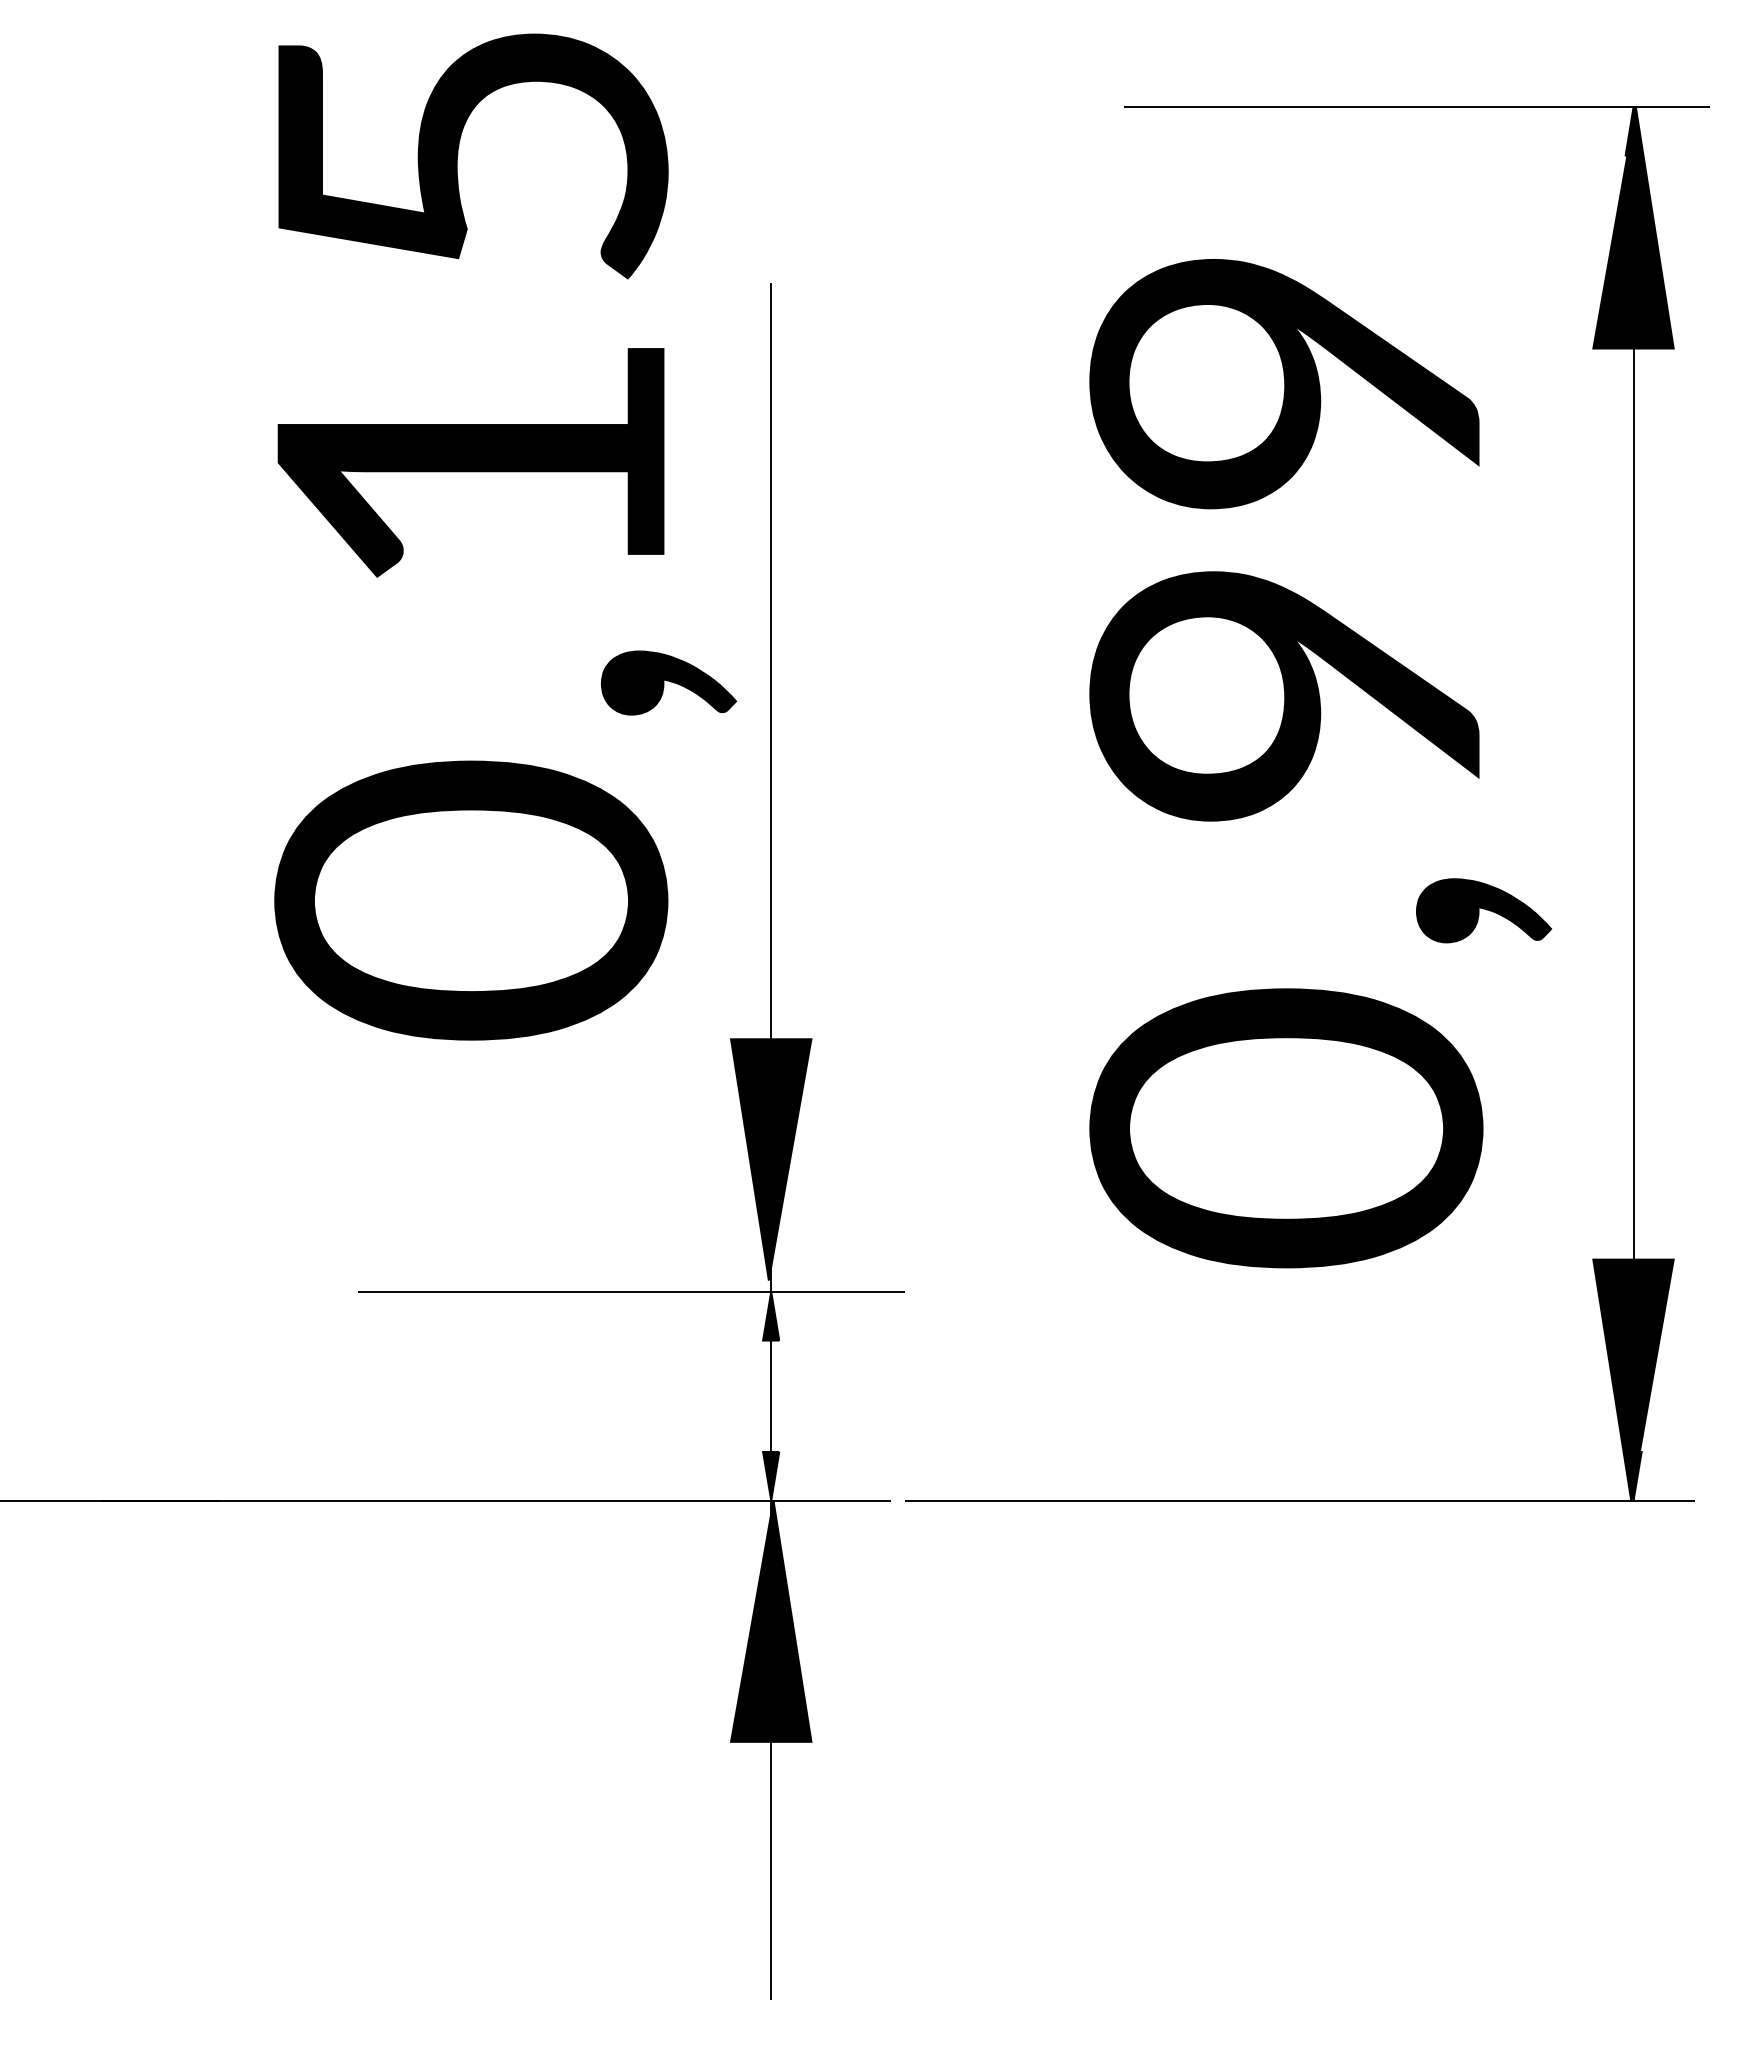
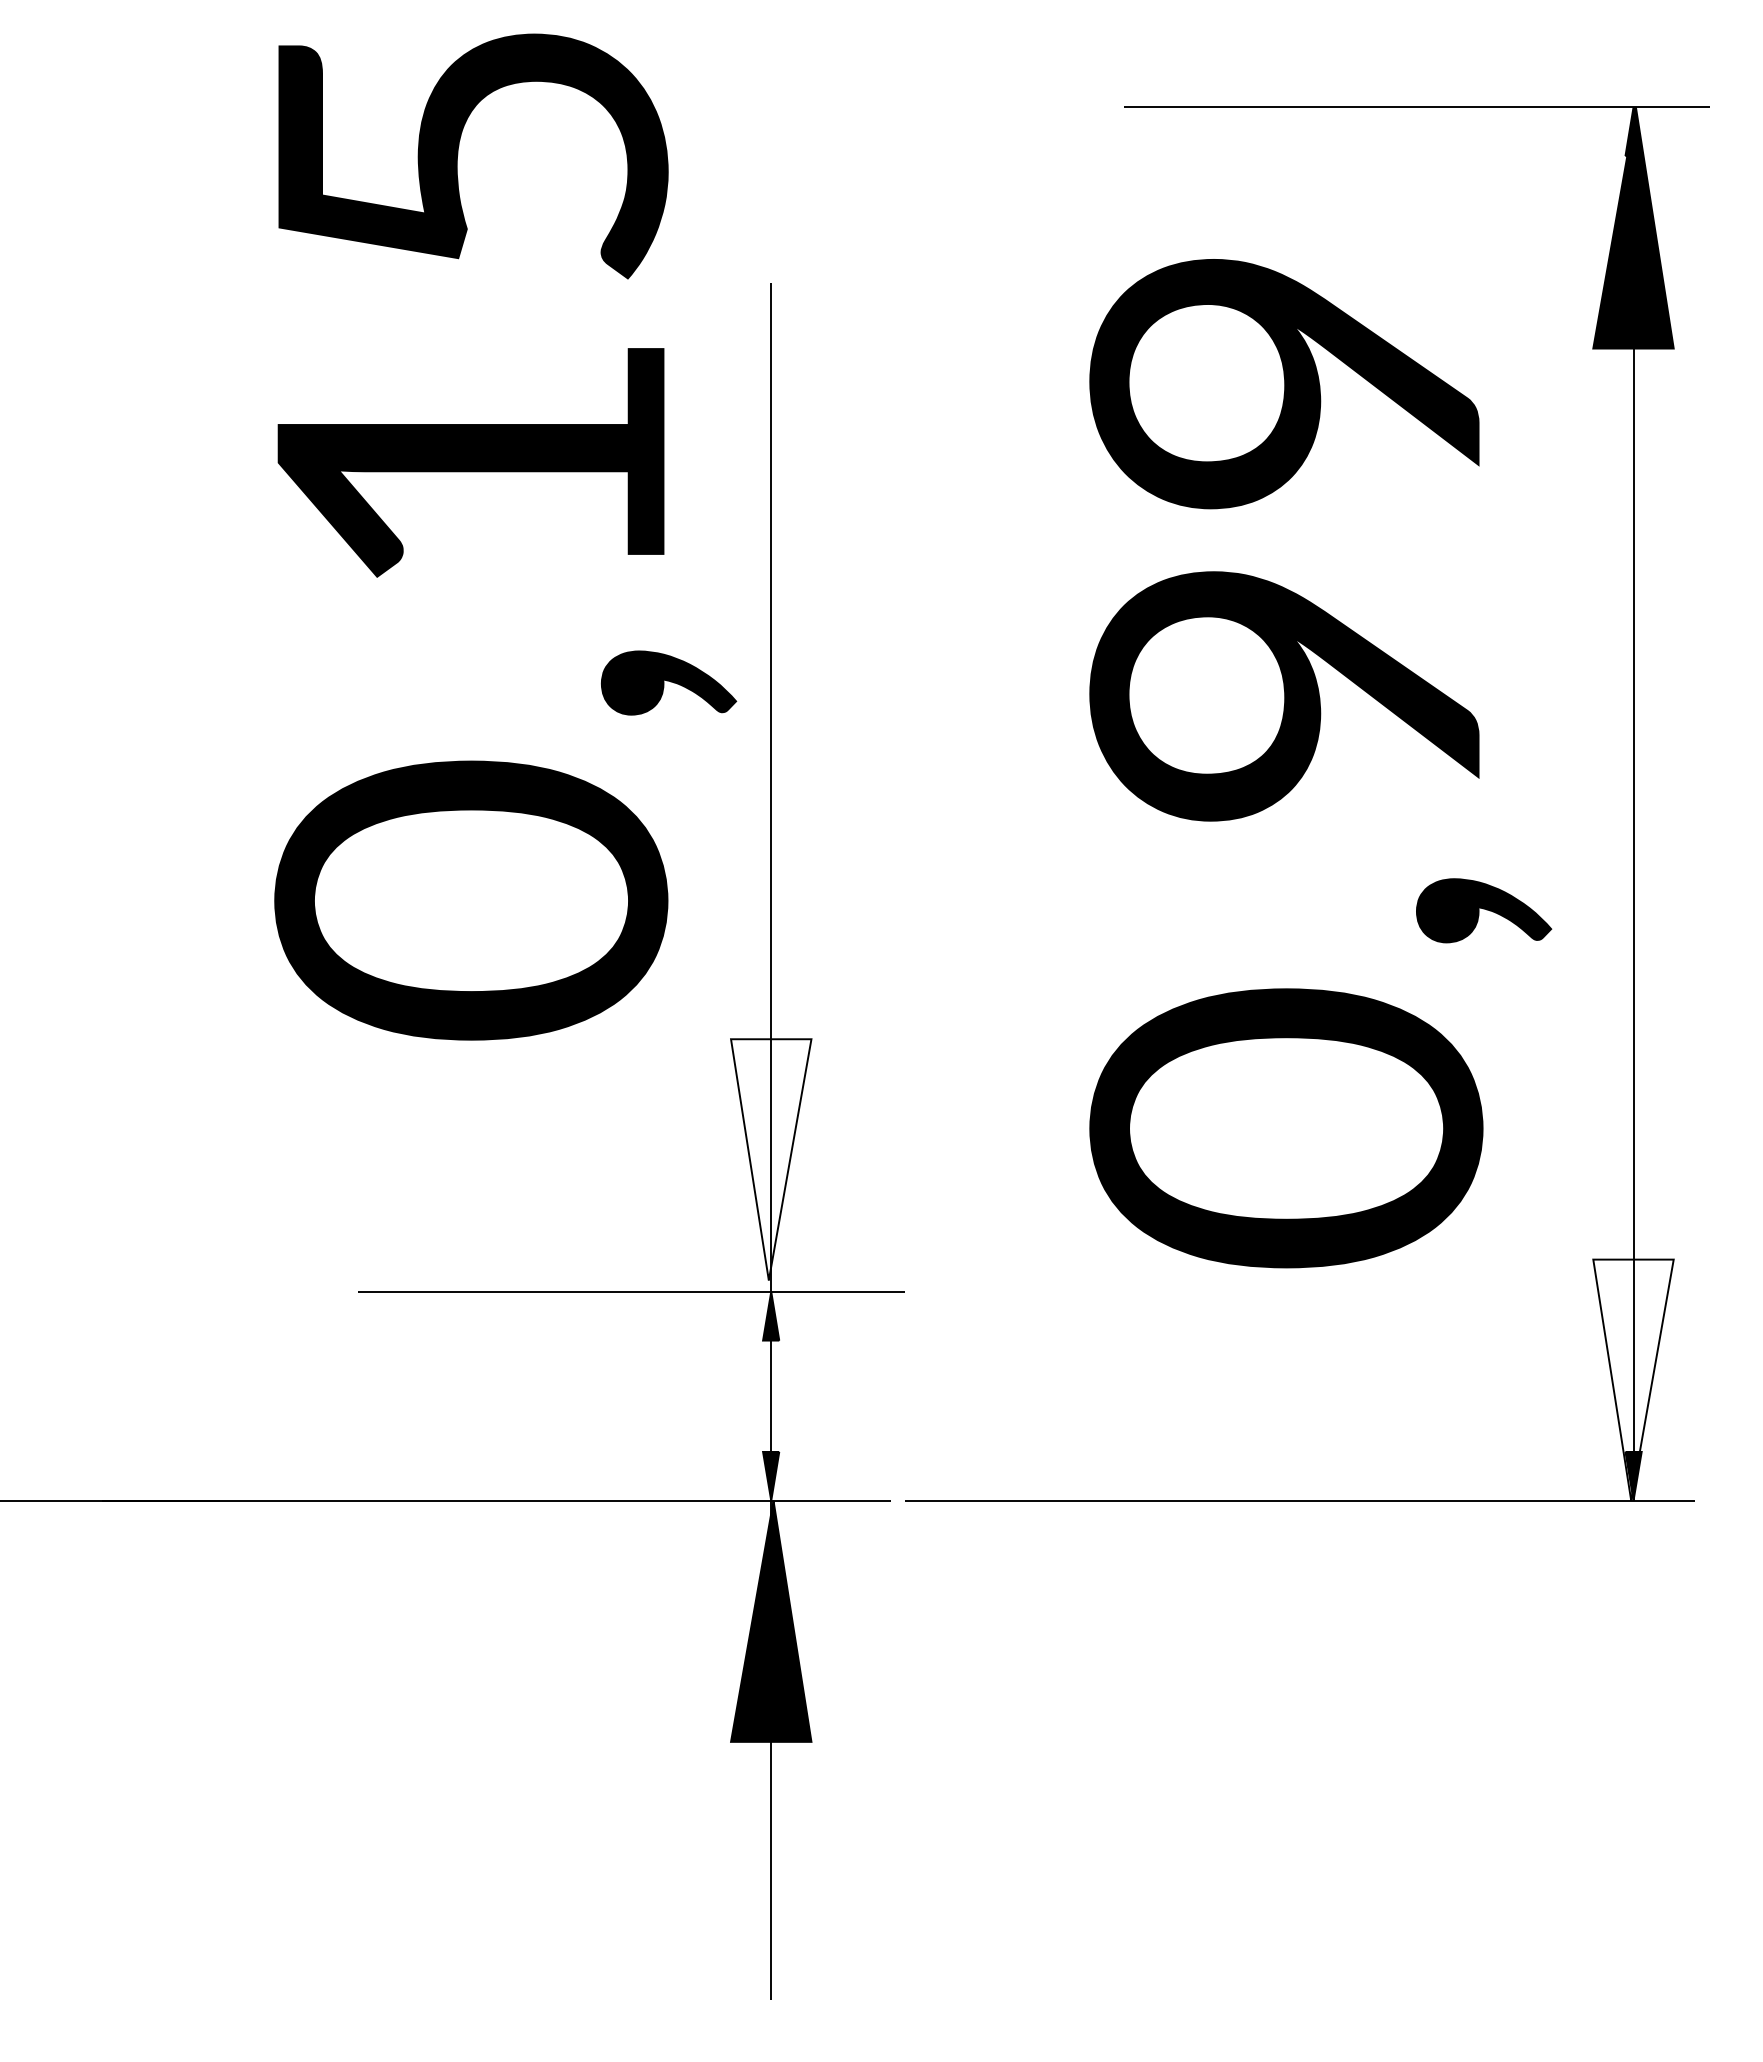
fill: present -> none (771, 1159)
fill: present -> none (1633, 1379)
